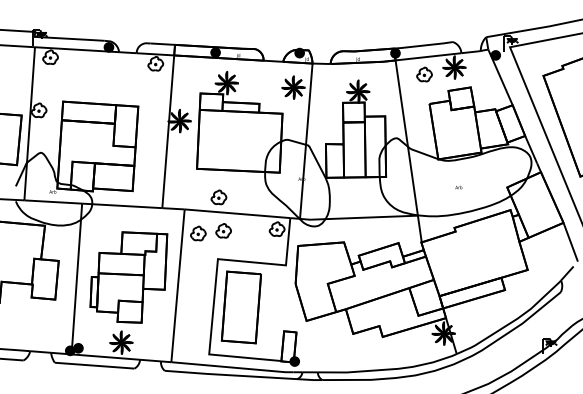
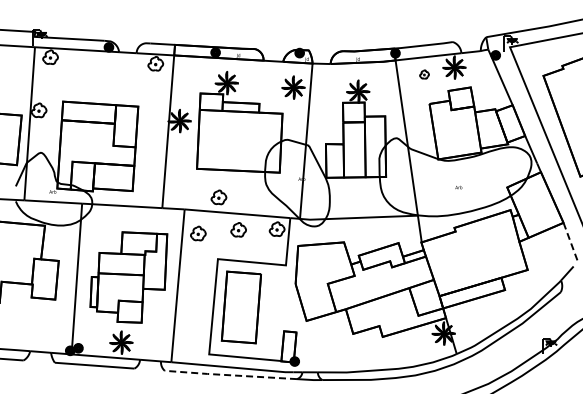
part size: 17x17 px -> 11x11 px (424, 74)
part position: (223, 230) -> (238, 229) (238, 229)
line: solid -> dashed (570, 242)
line: solid -> dashed (230, 375)
